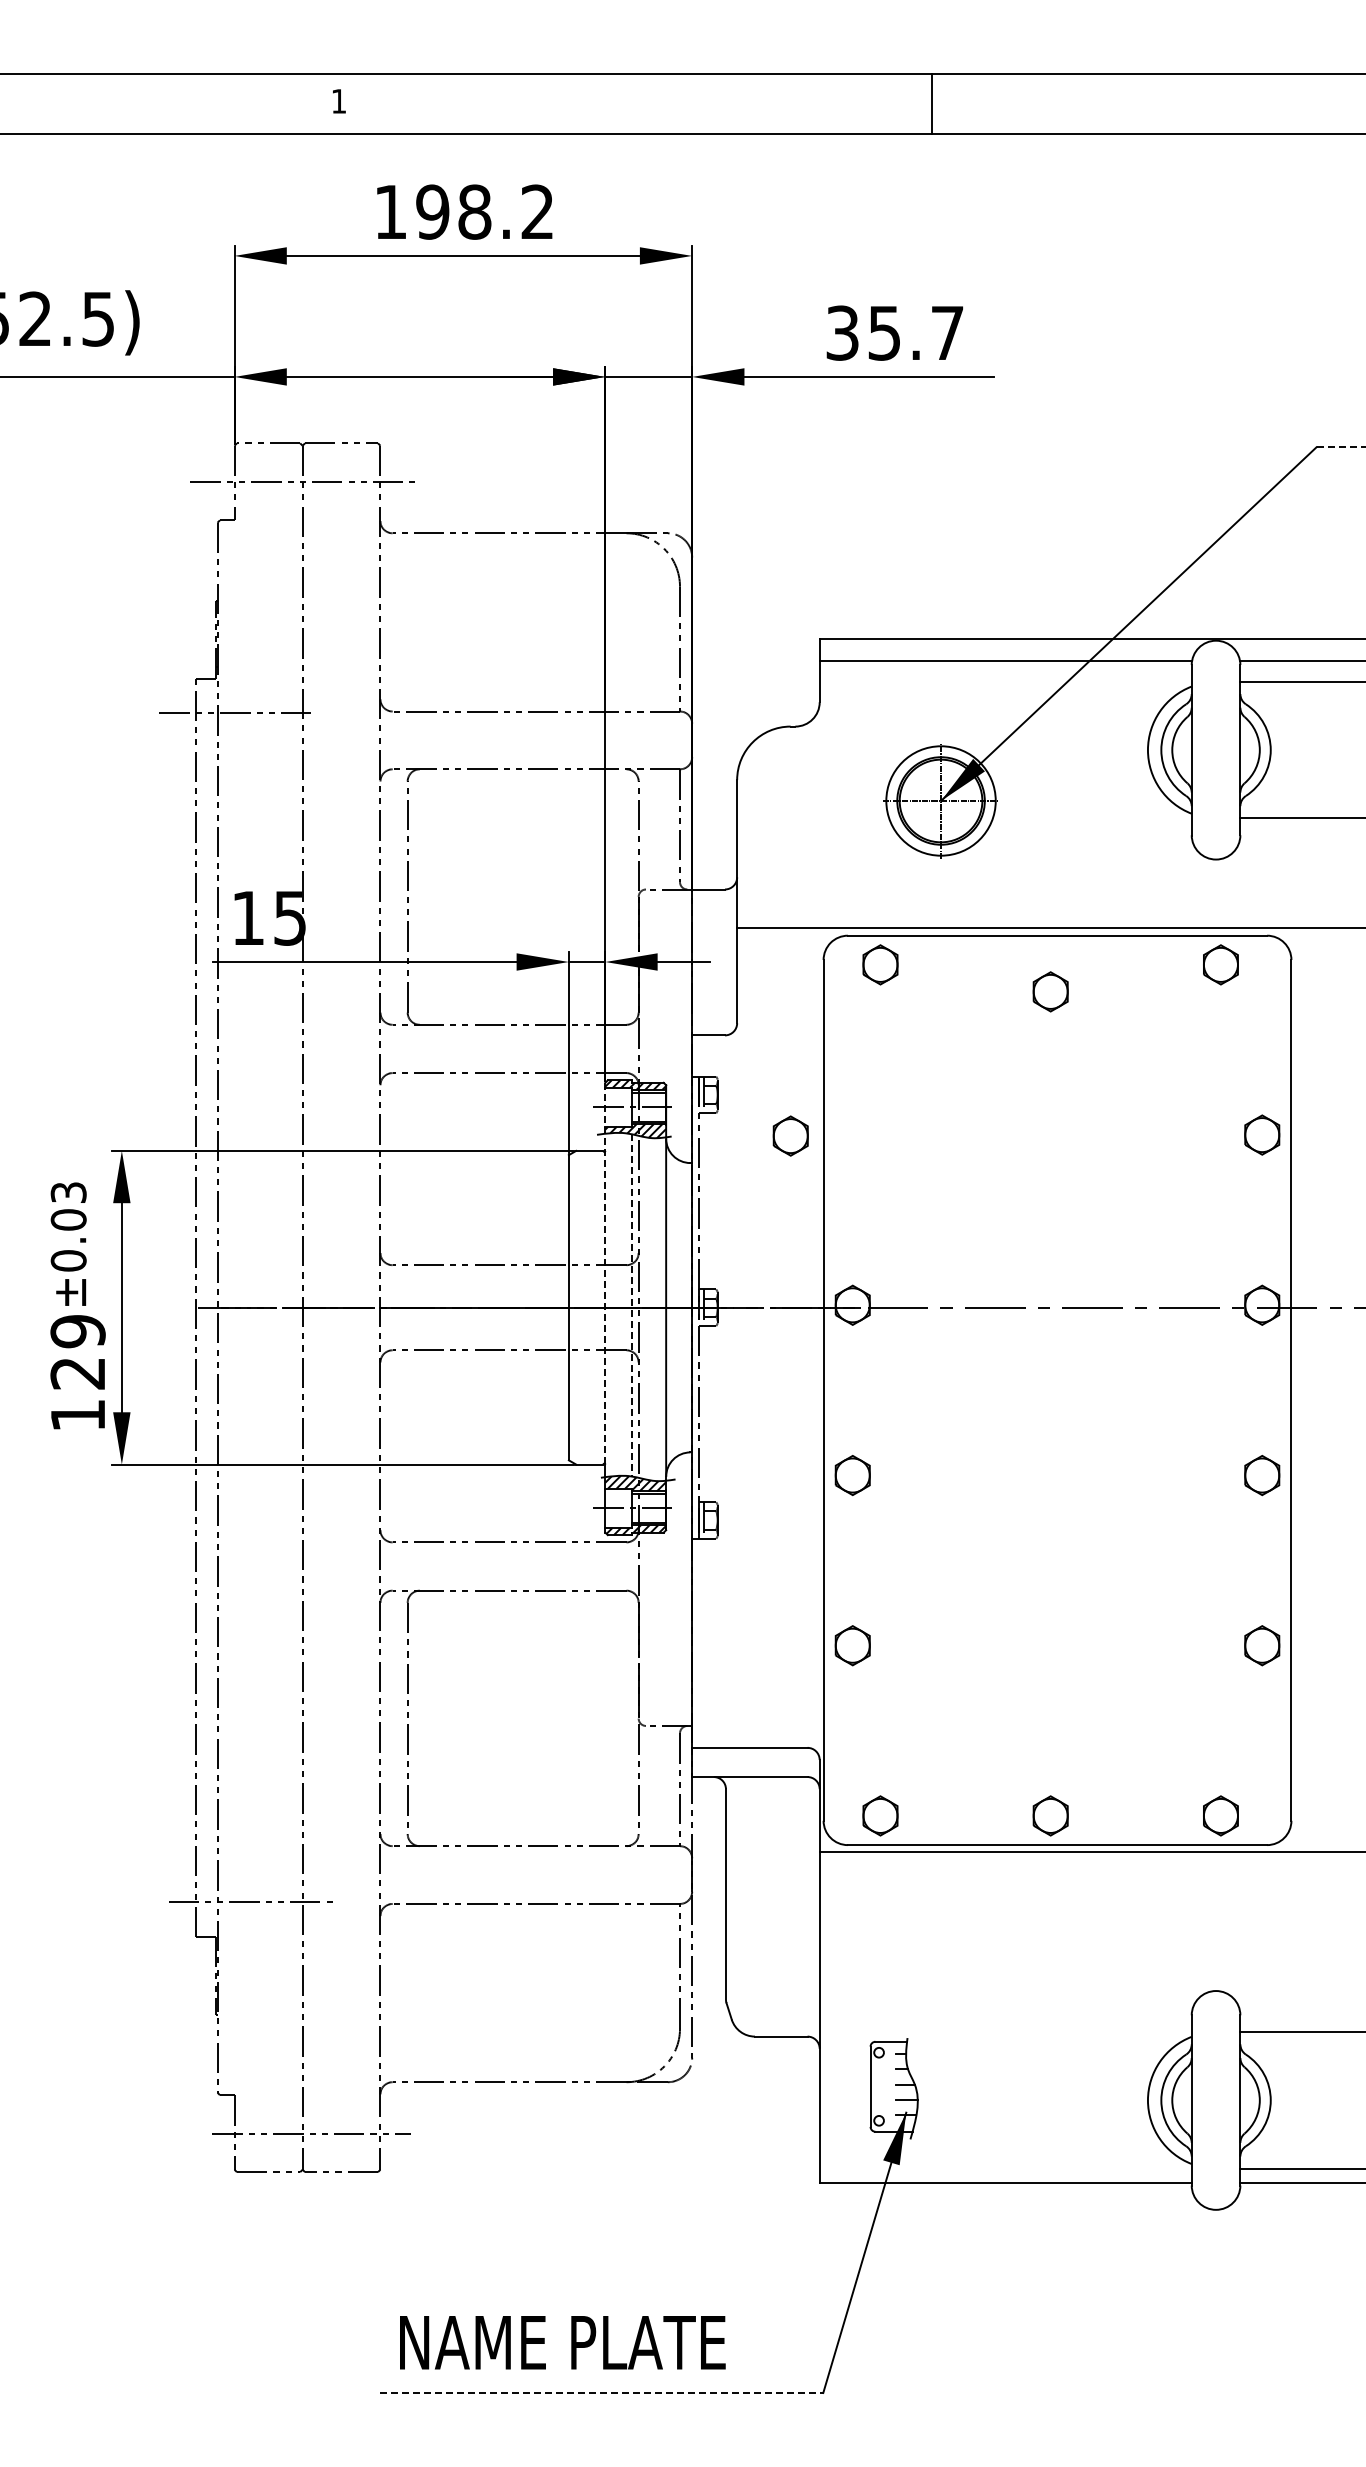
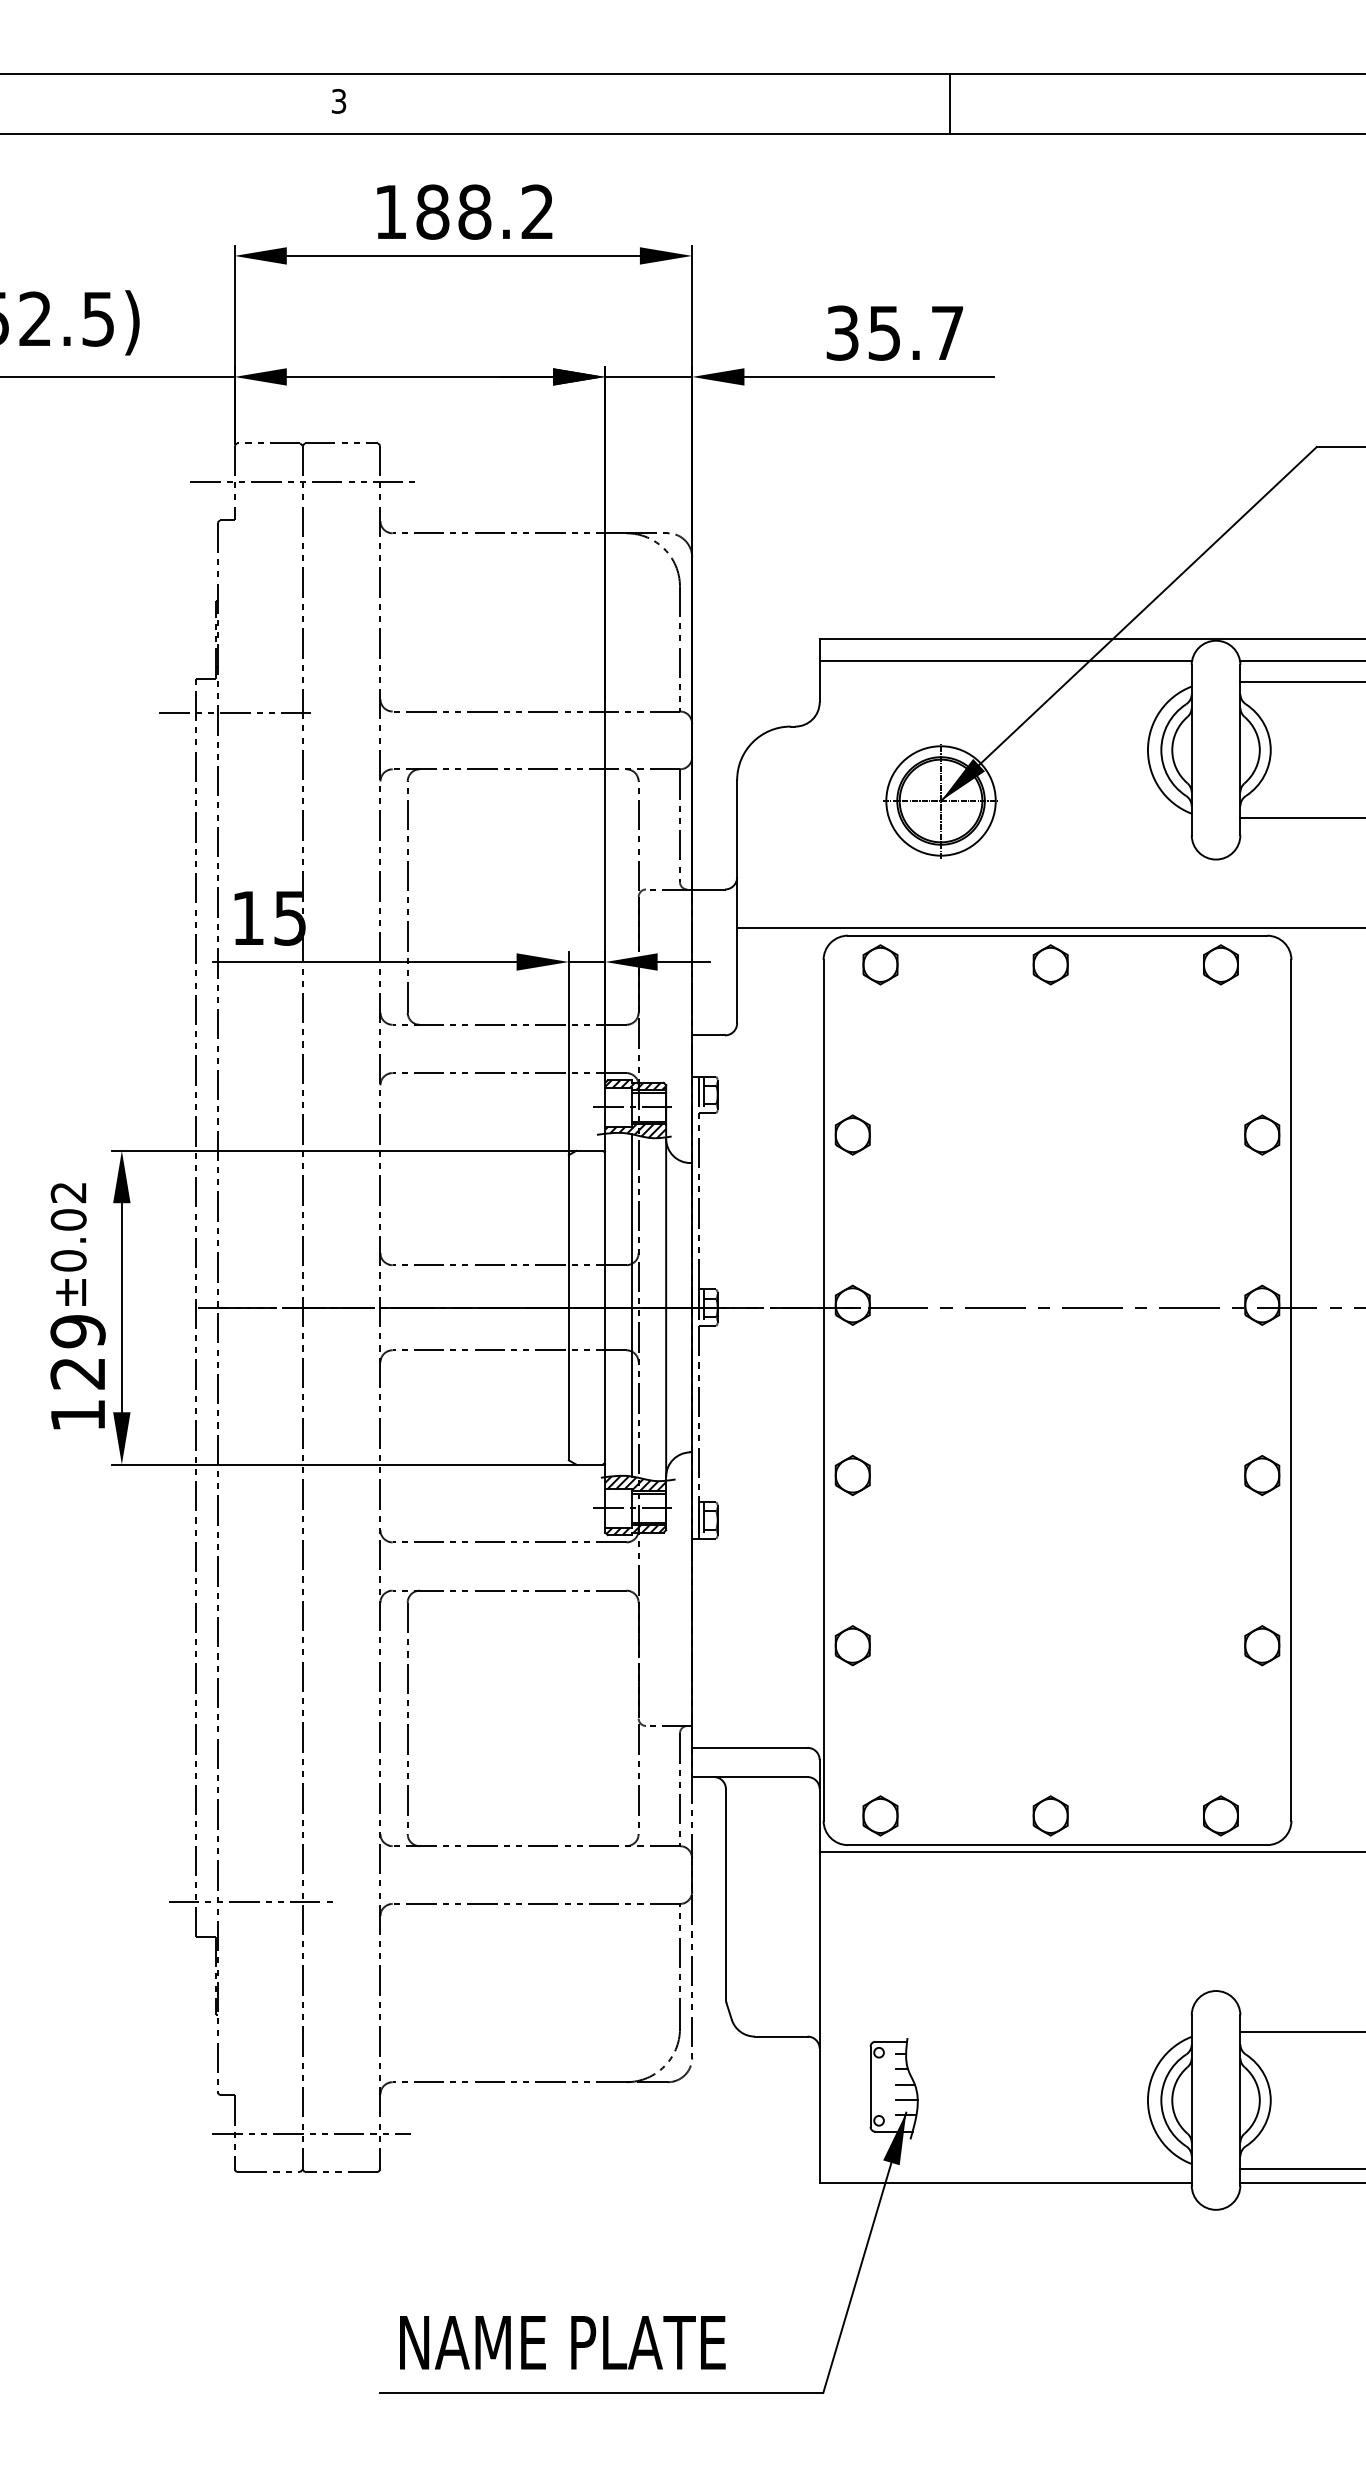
text: 1 -> 3 (339, 100)
line position: (931, 104) -> (949, 104) (949, 104)
text: 198.2 -> 188.2 (432, 211)
line: dashed -> solid (1341, 447)
part position: (1050, 991) -> (1050, 964) (1050, 964)
part position: (790, 1135) -> (852, 1134) (852, 1134)
text: ±0.03 -> ±0.02 (68, 1192)
line: dashed -> solid (605, 1274)
line: dashed -> solid (632, 1305)
line: dashed -> solid (601, 2392)
